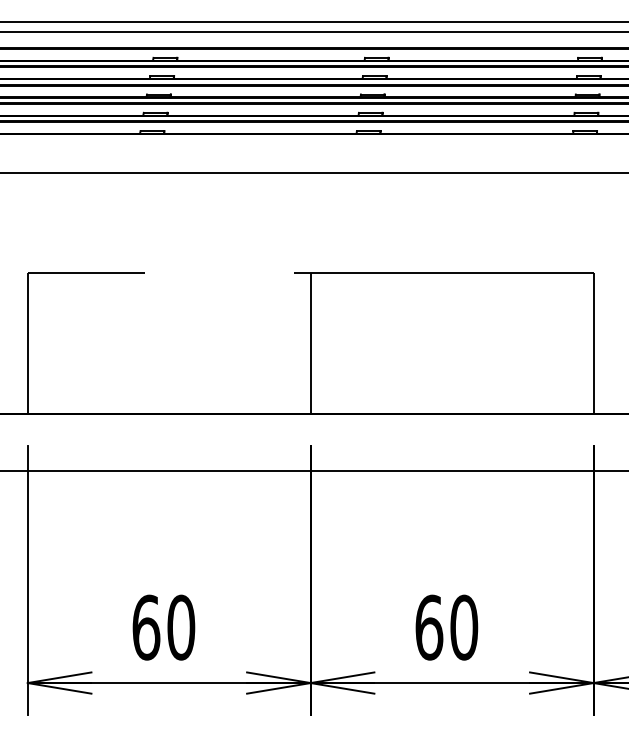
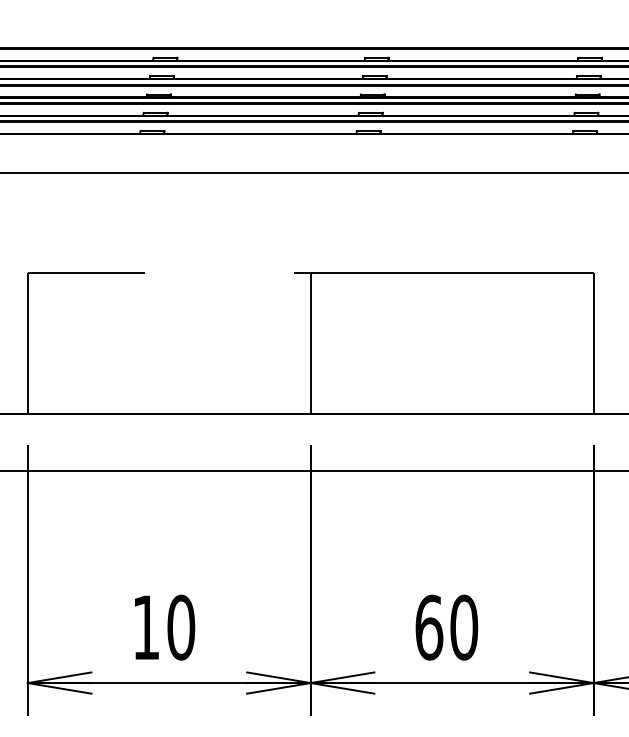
line: present -> none (313, 22)
line: present -> none (313, 32)
text: 60 -> 10 (146, 627)
